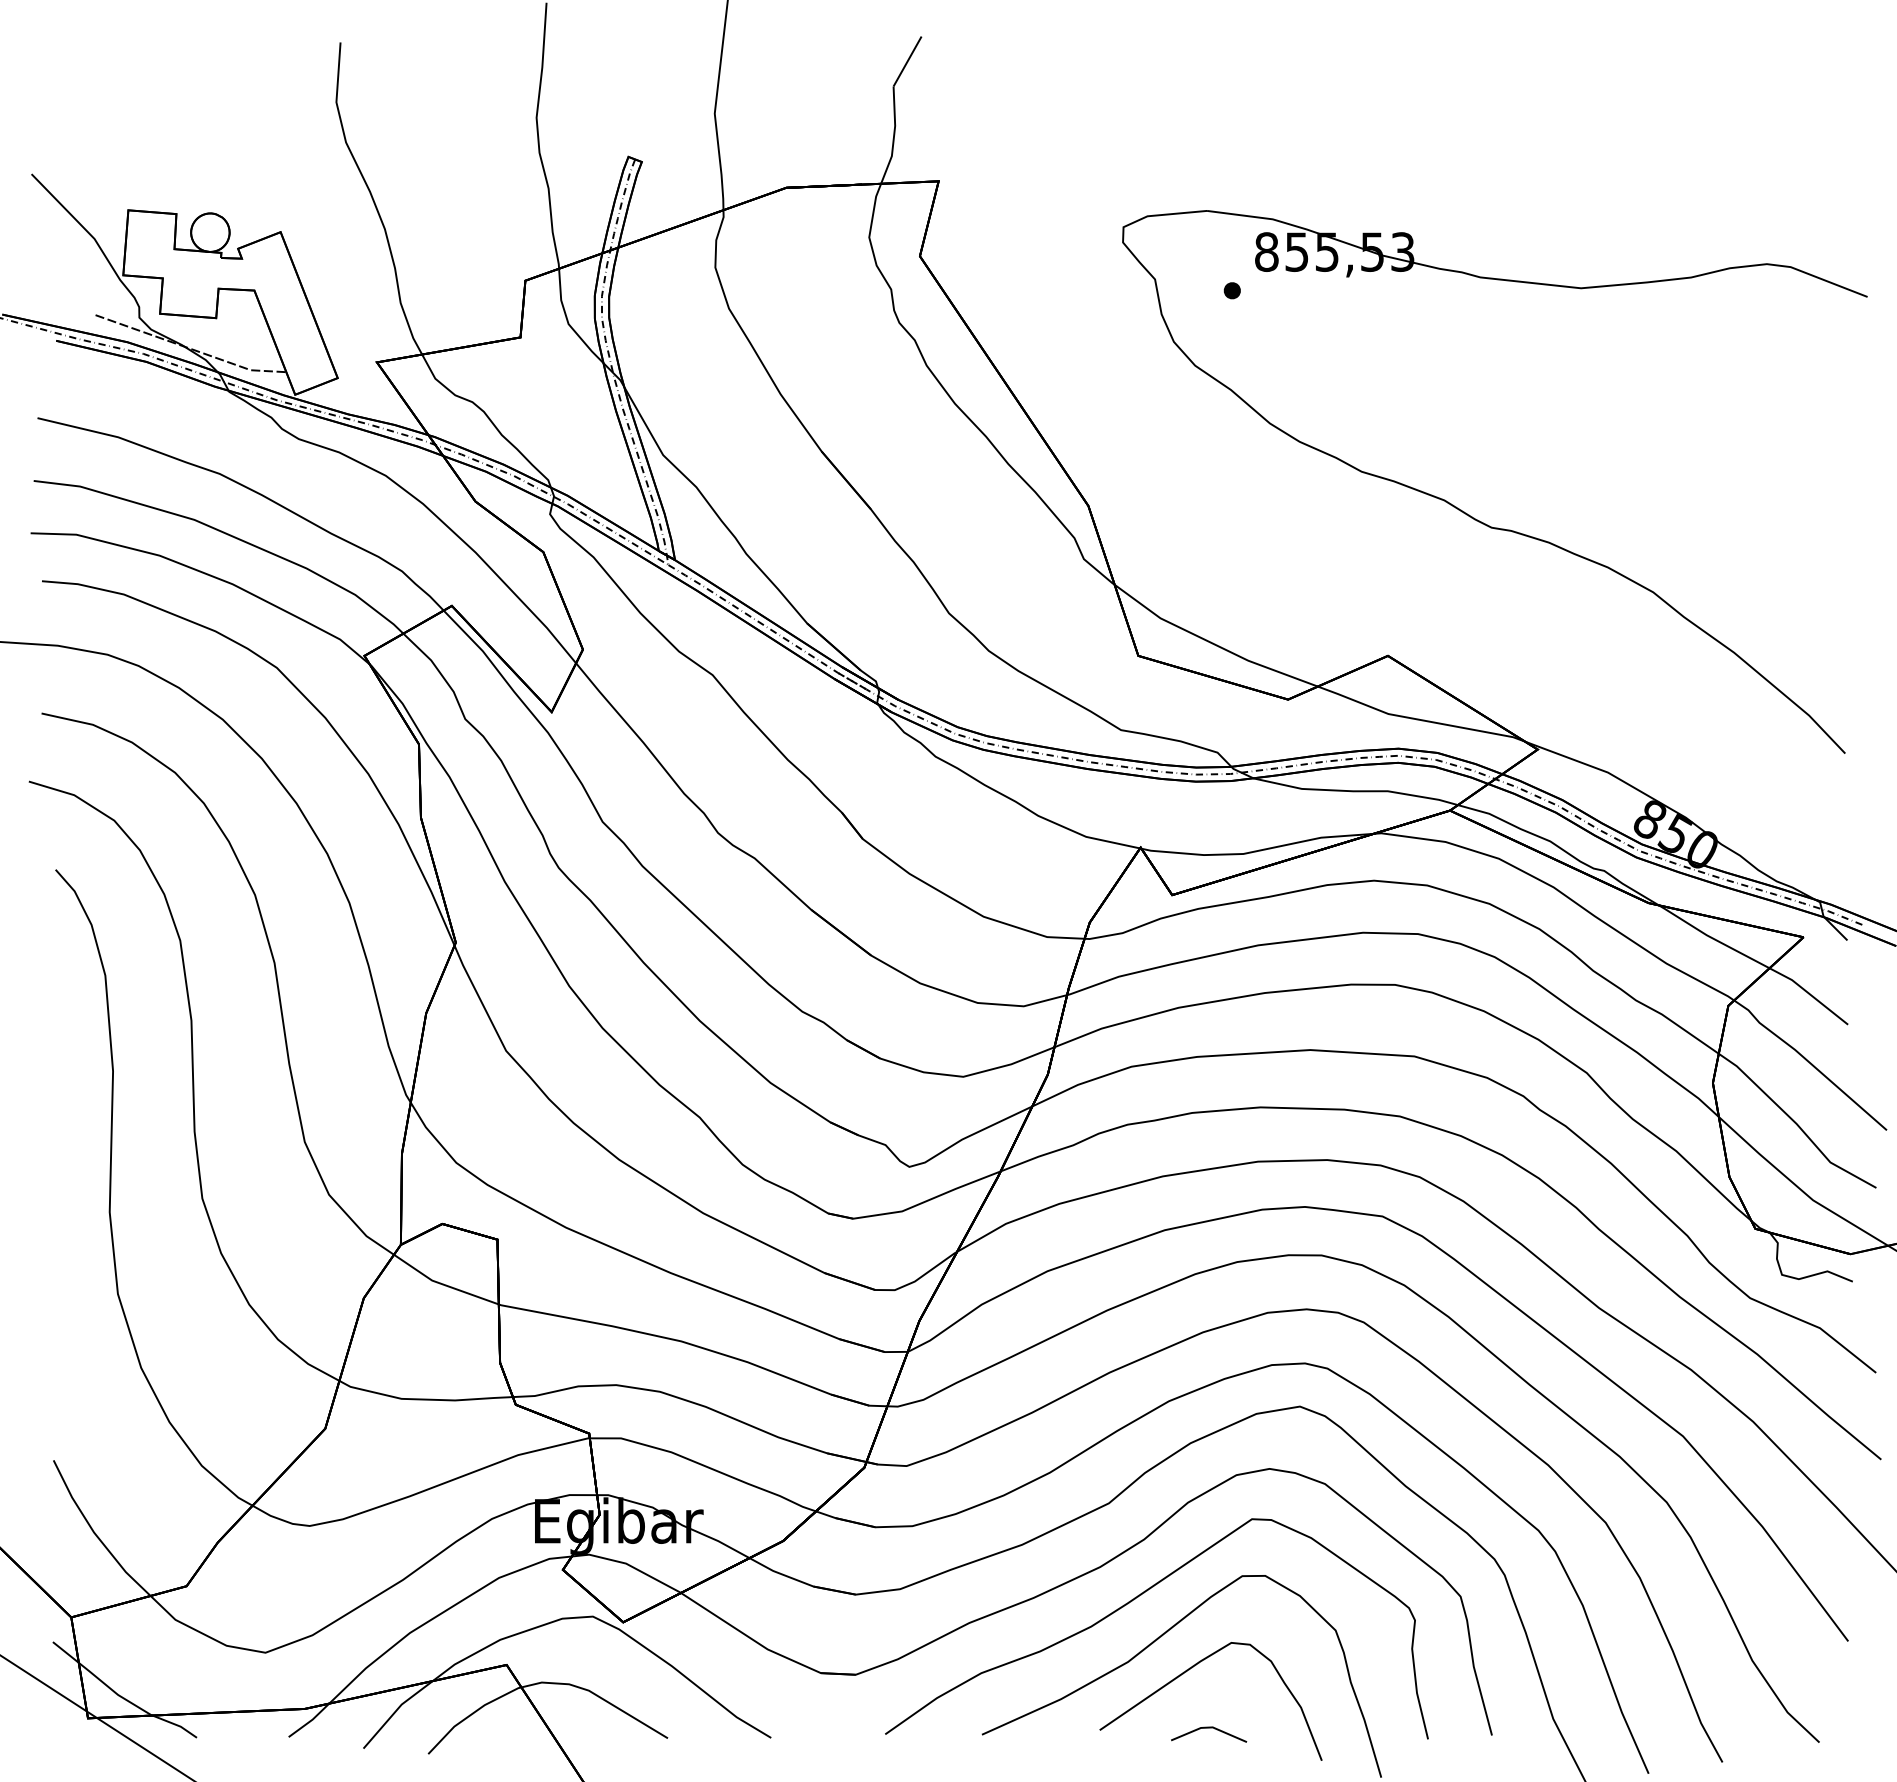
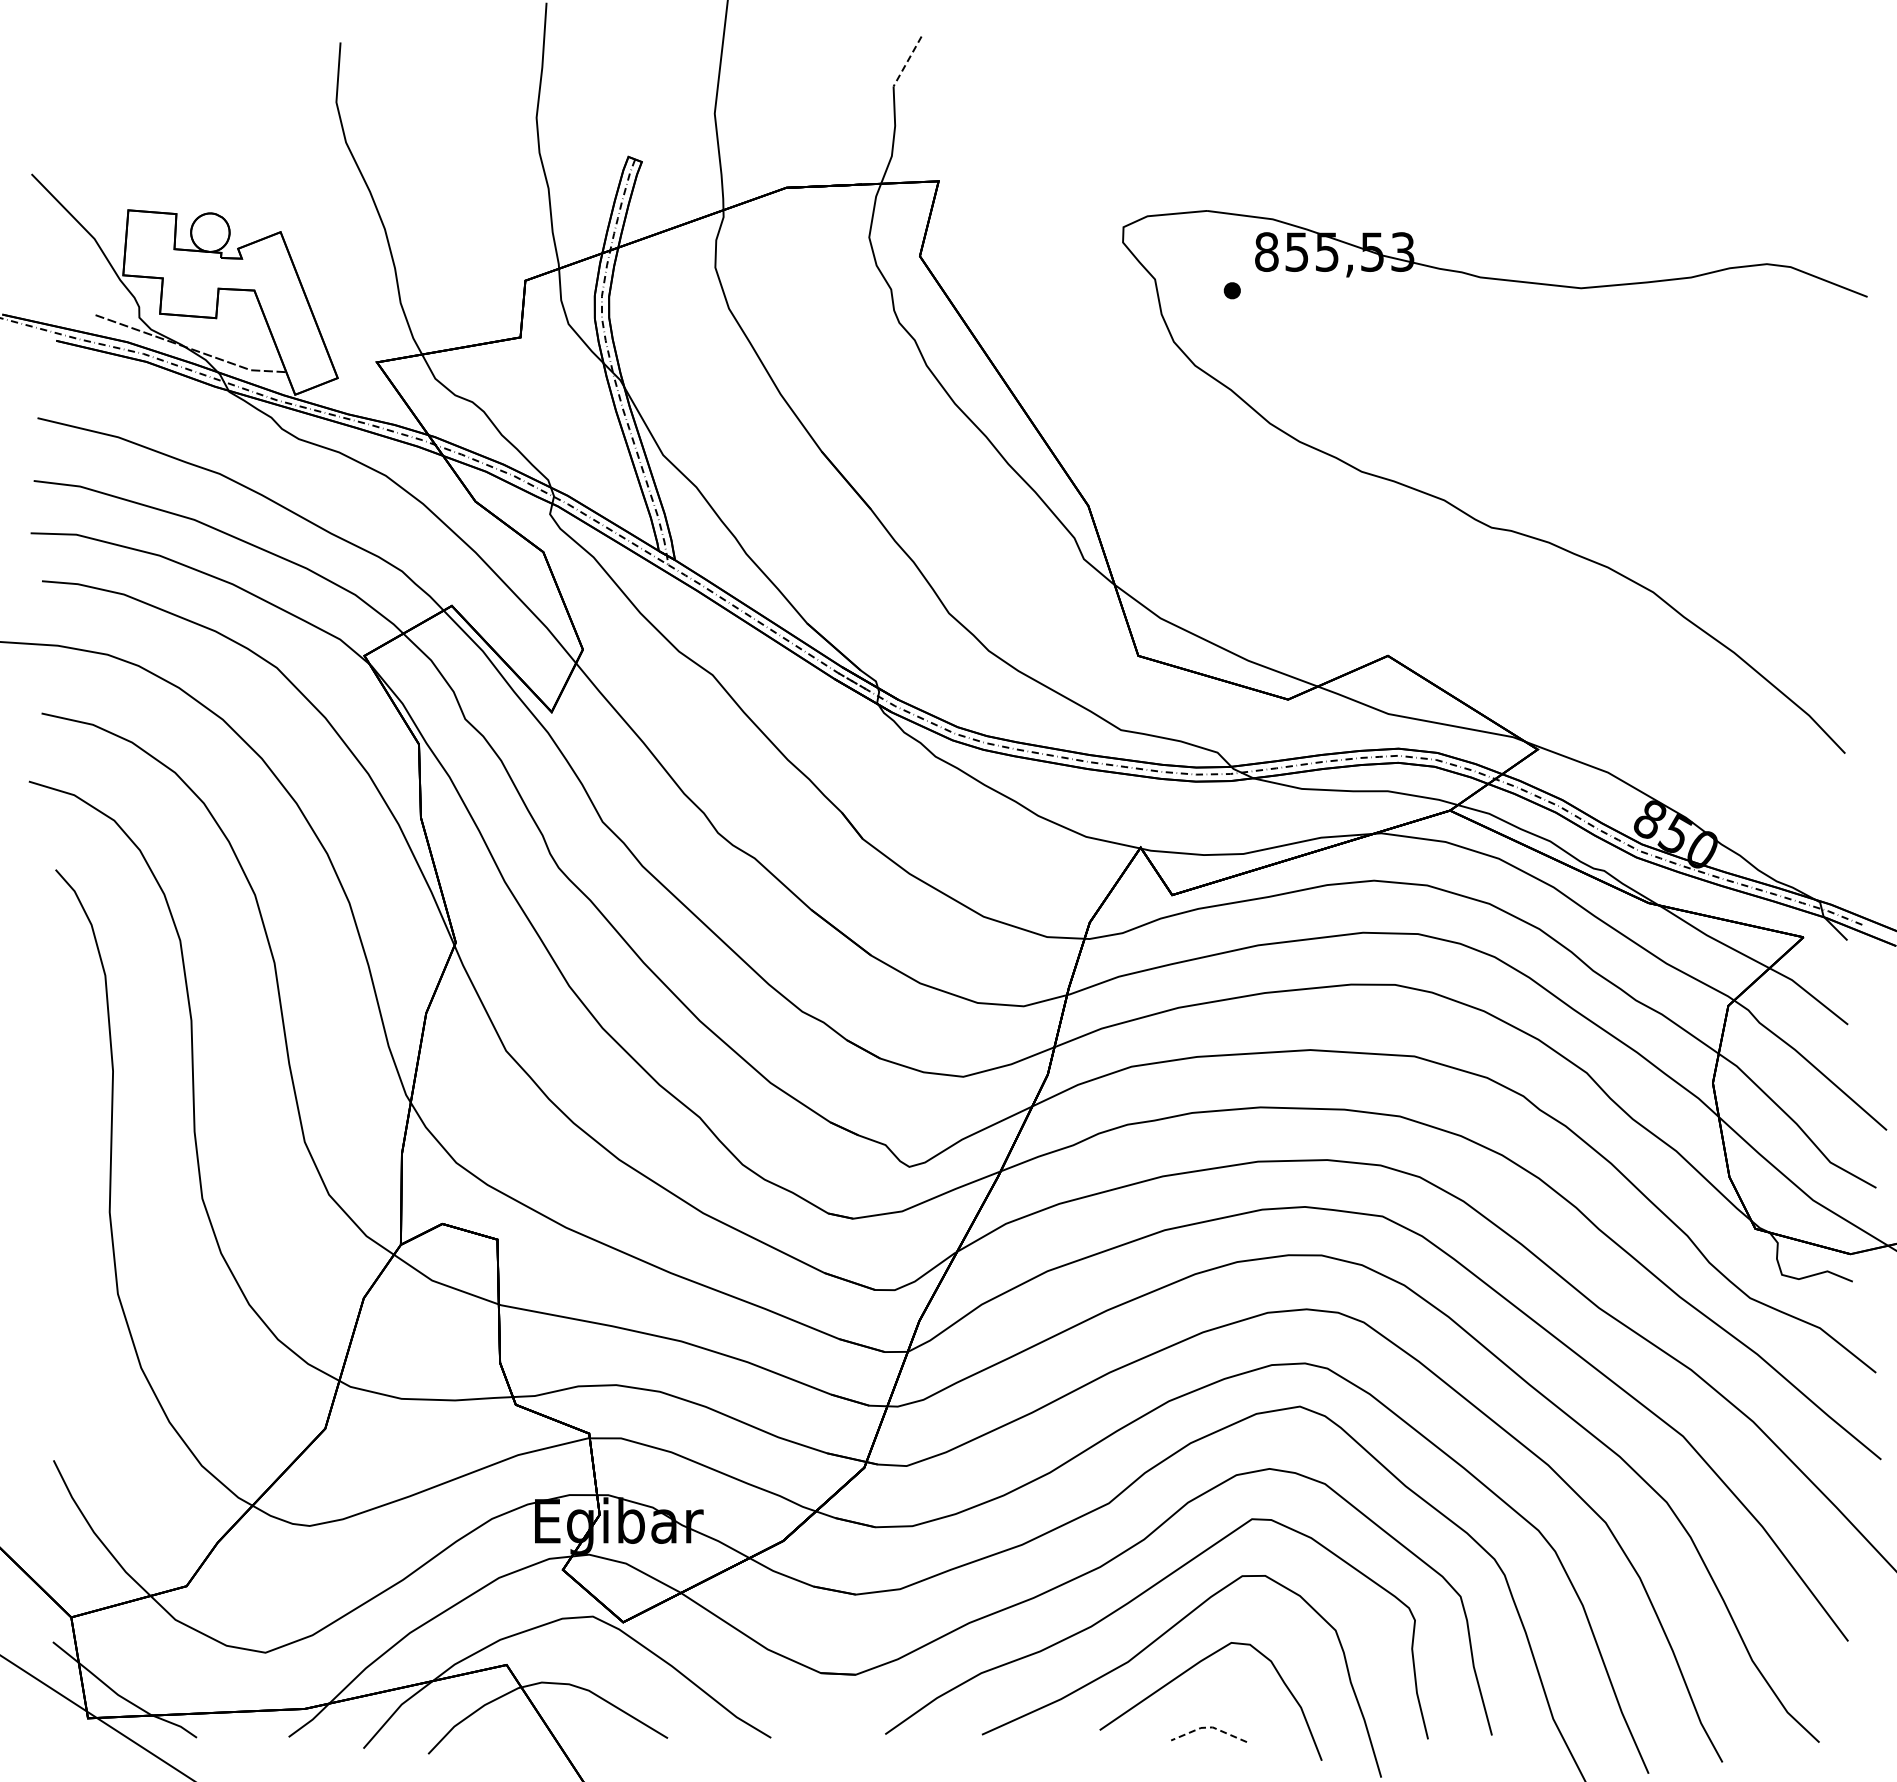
line: solid -> dashed (907, 61)
line: solid -> dashed (1208, 1727)
